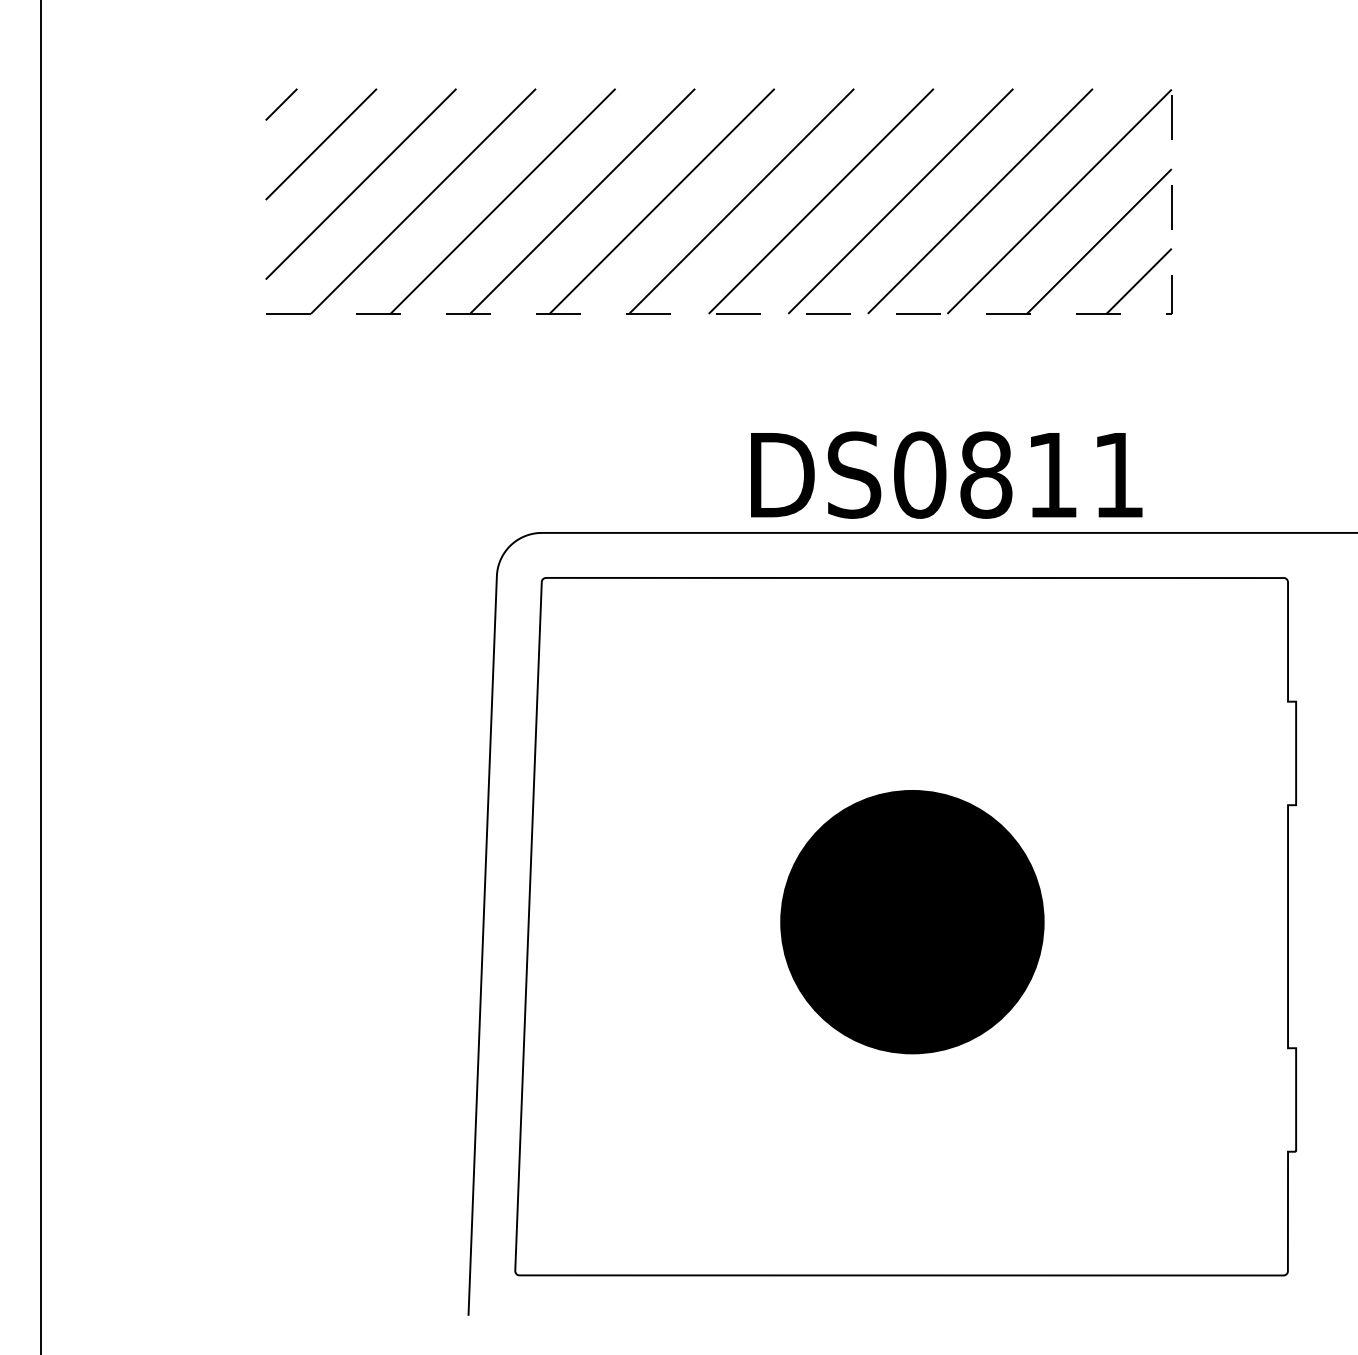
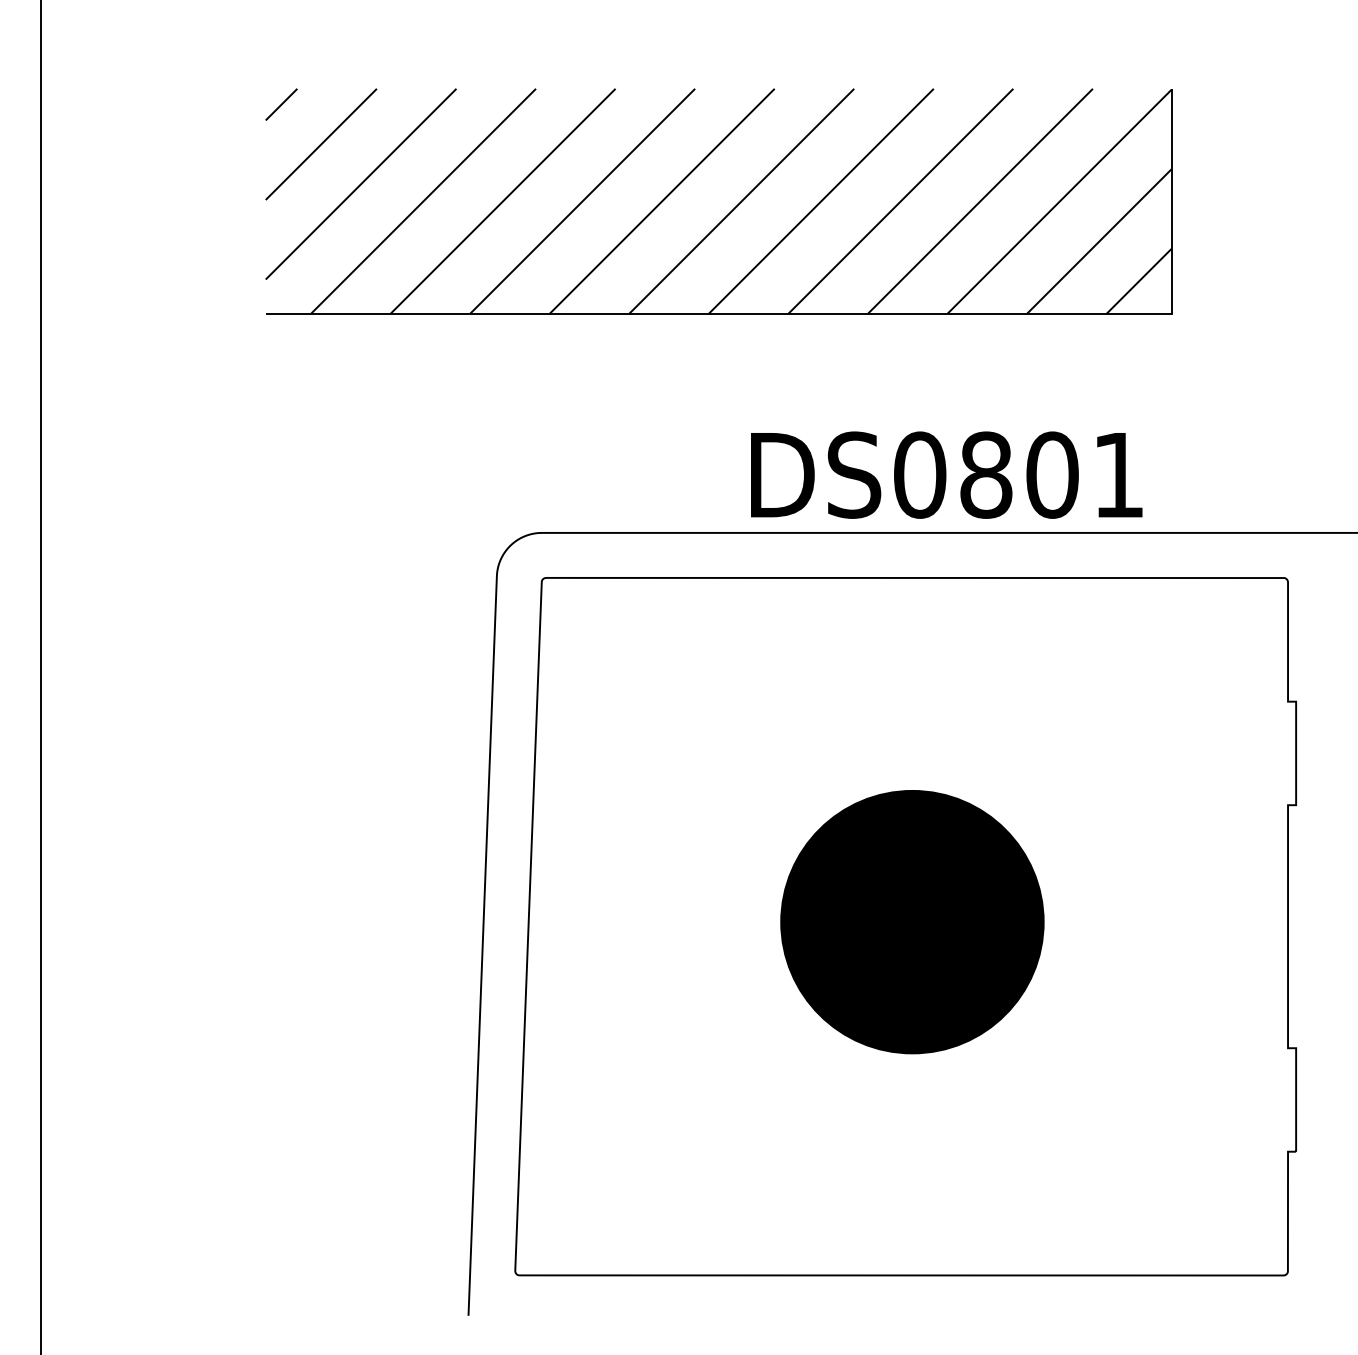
line: dashed -> solid (832, 313)
text: DS0811 -> DS0801 (1052, 474)
